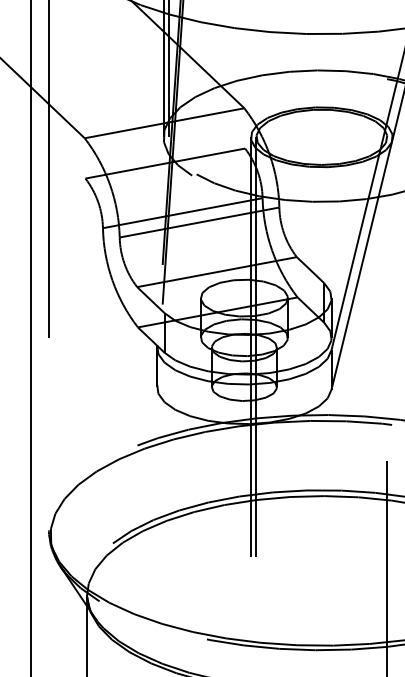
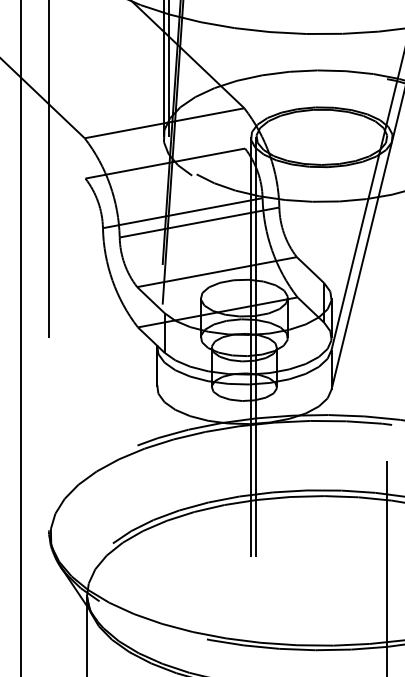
line position: (31, 337) -> (21, 337) (21, 337)
